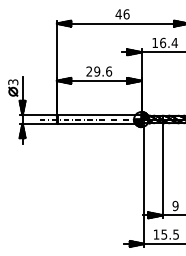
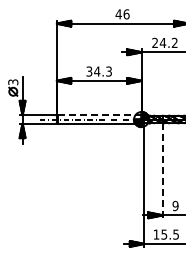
text: 16.4 -> 24.2 (164, 42)
text: 29.6 -> 34.3 (99, 71)
line: solid -> dashed (99, 115)
line: solid -> dashed (162, 170)
